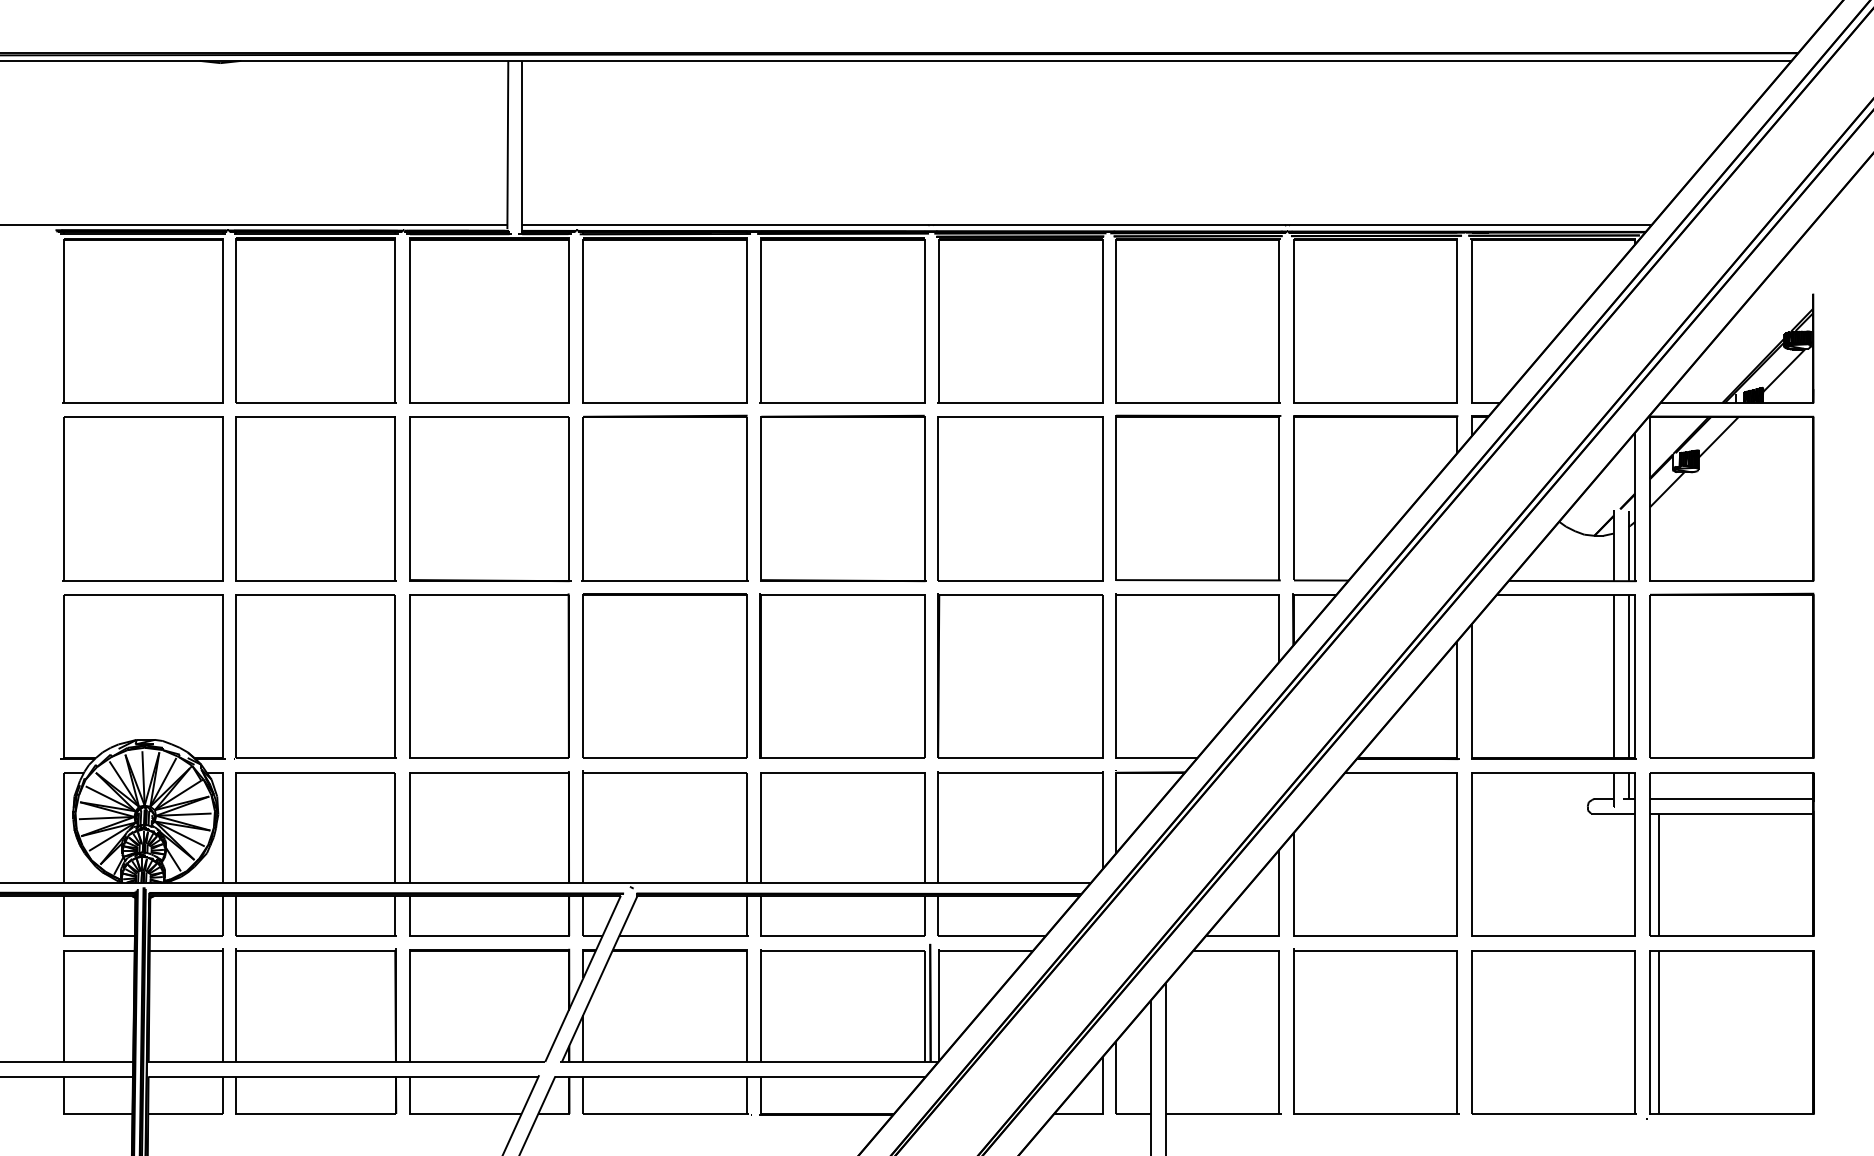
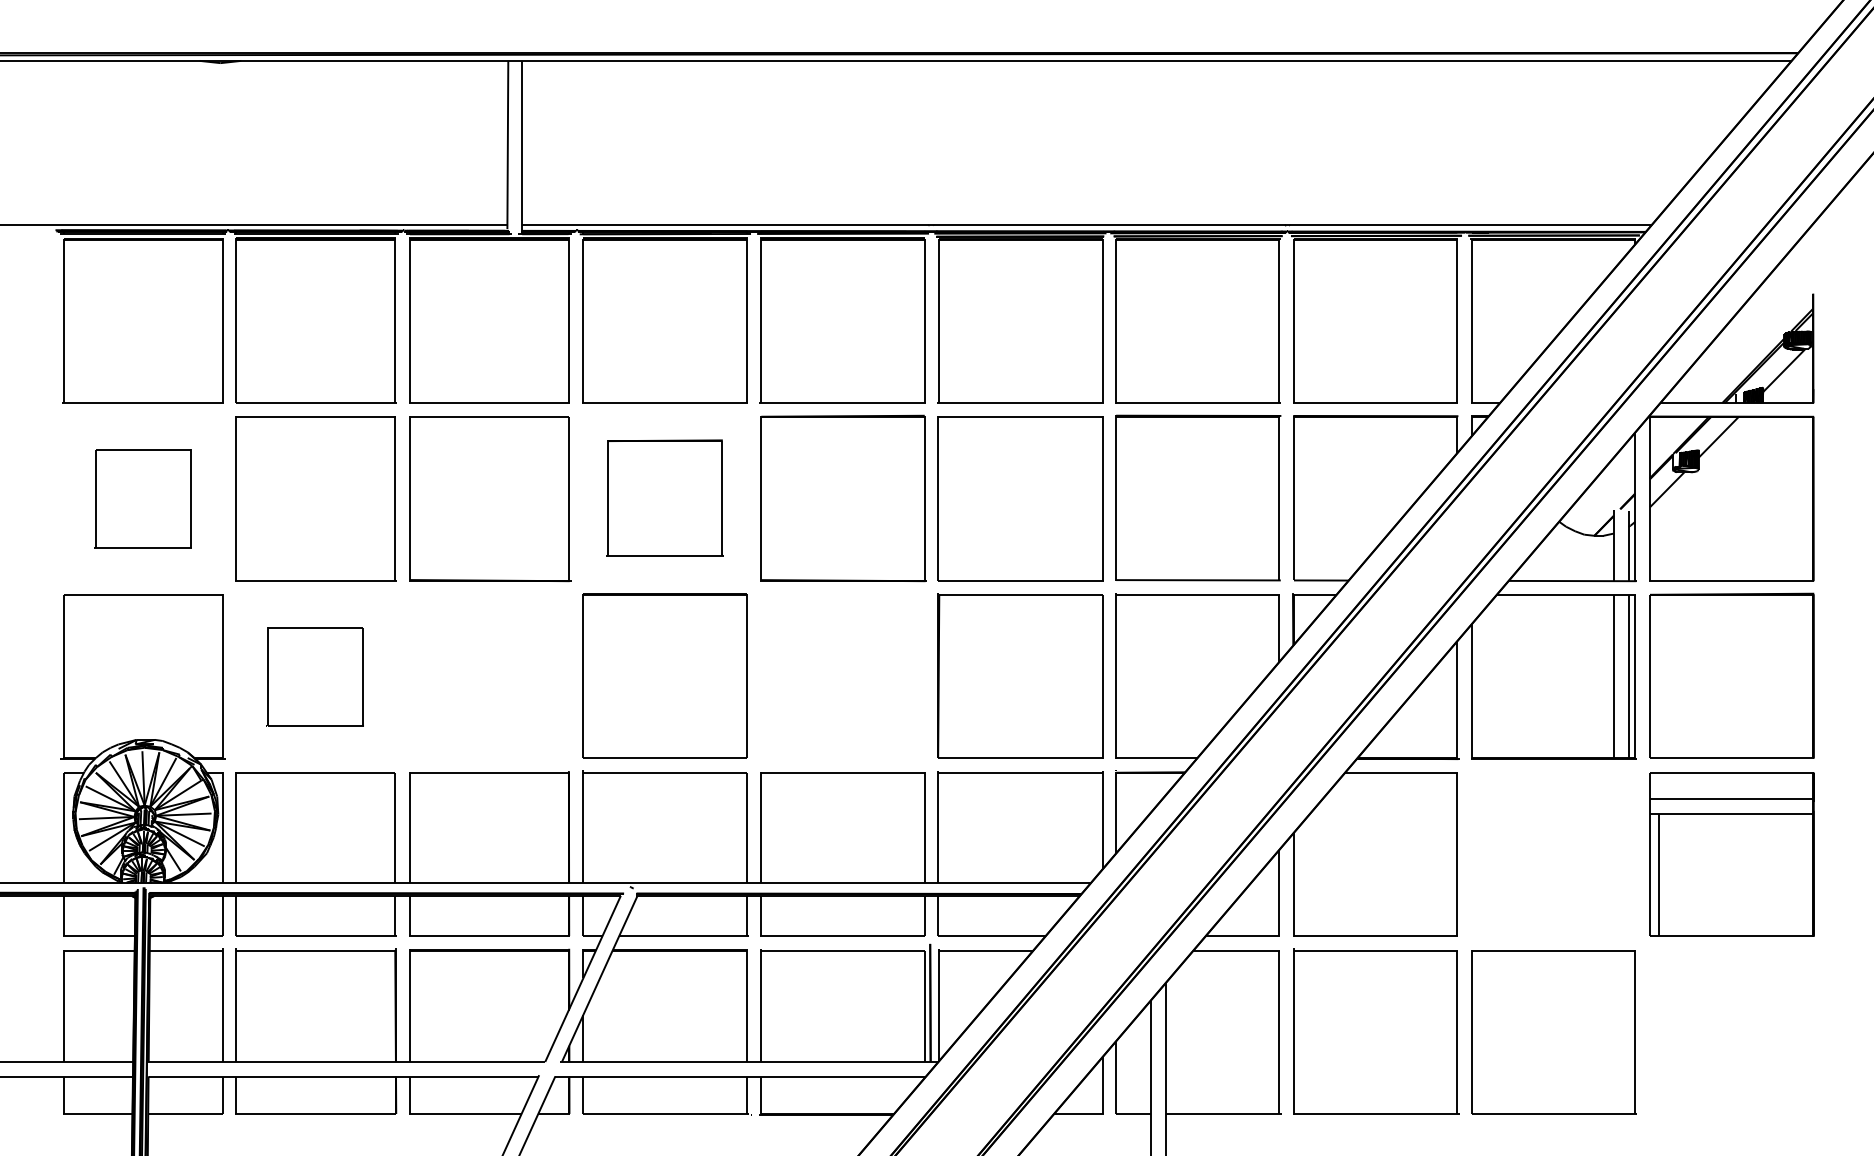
part size: 168x168 px -> 118x118 px (664, 497)
part size: 162x166 px -> 98x100 px (142, 498)
part: present -> none (489, 675)
part: present -> none (842, 675)
part size: 163x166 px -> 98x100 px (314, 676)
part: present -> none (1553, 854)
part: present -> none (1730, 1034)
